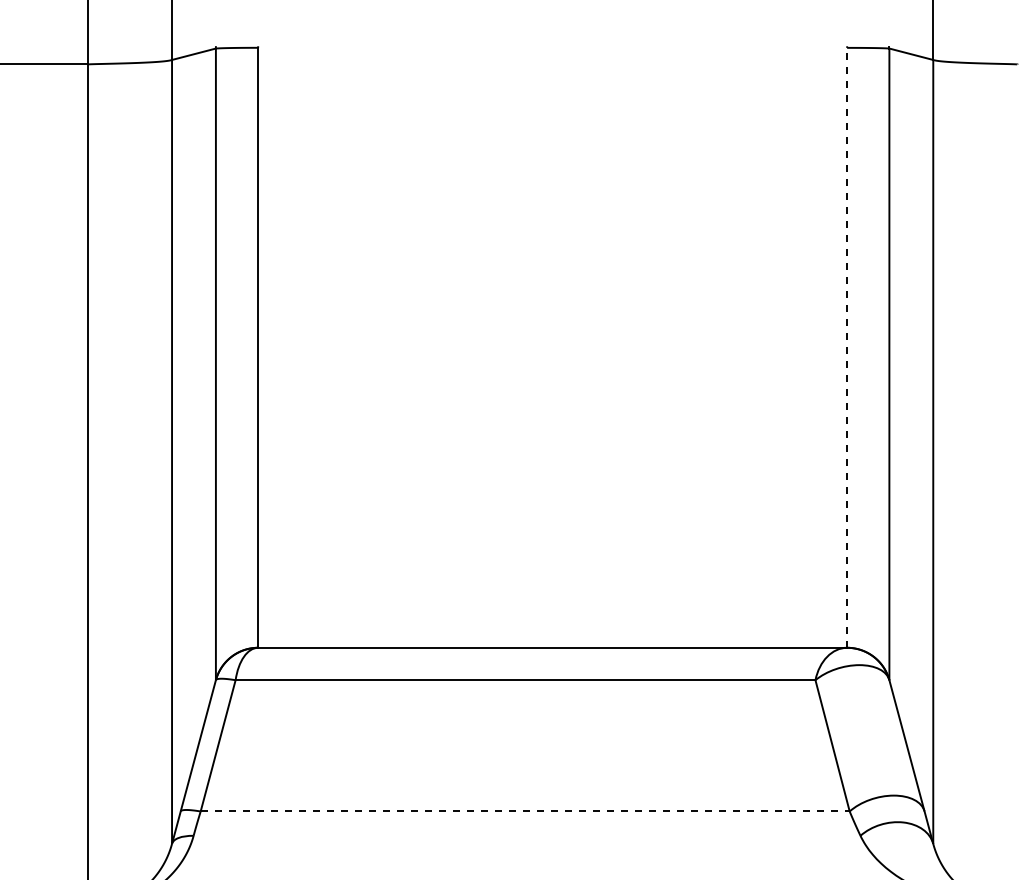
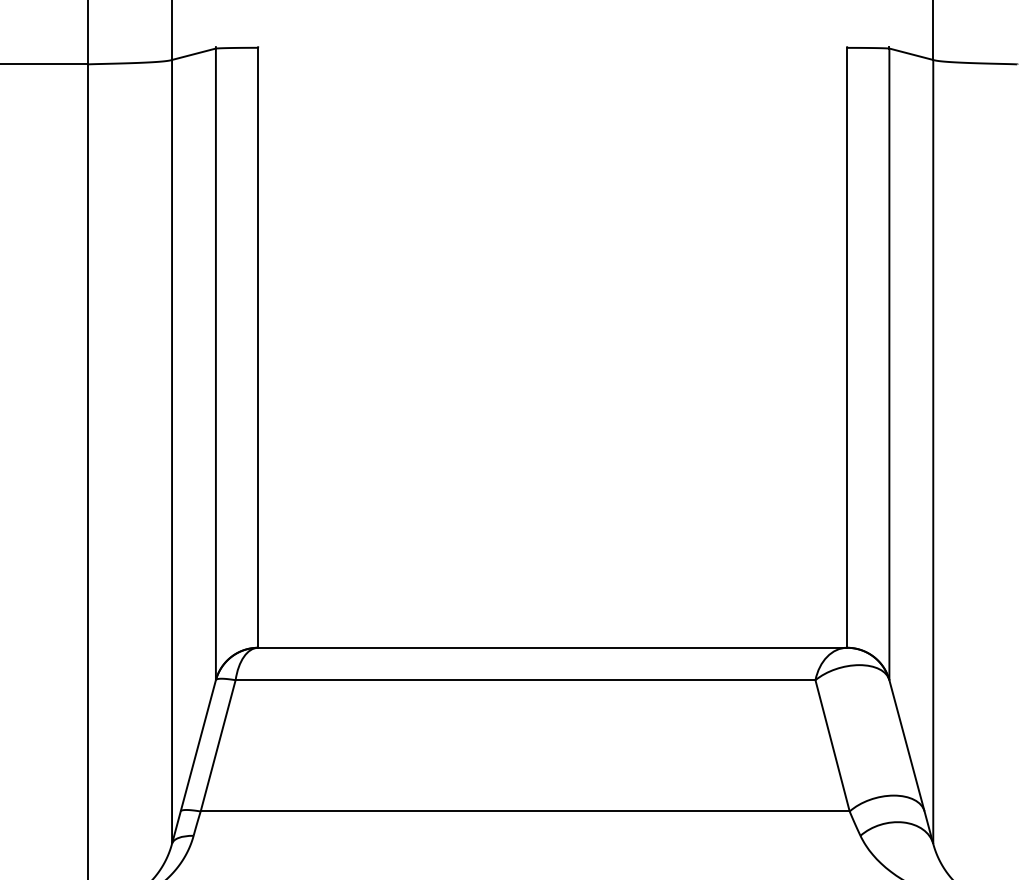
line: dashed -> solid (847, 347)
line: dashed -> solid (525, 811)
